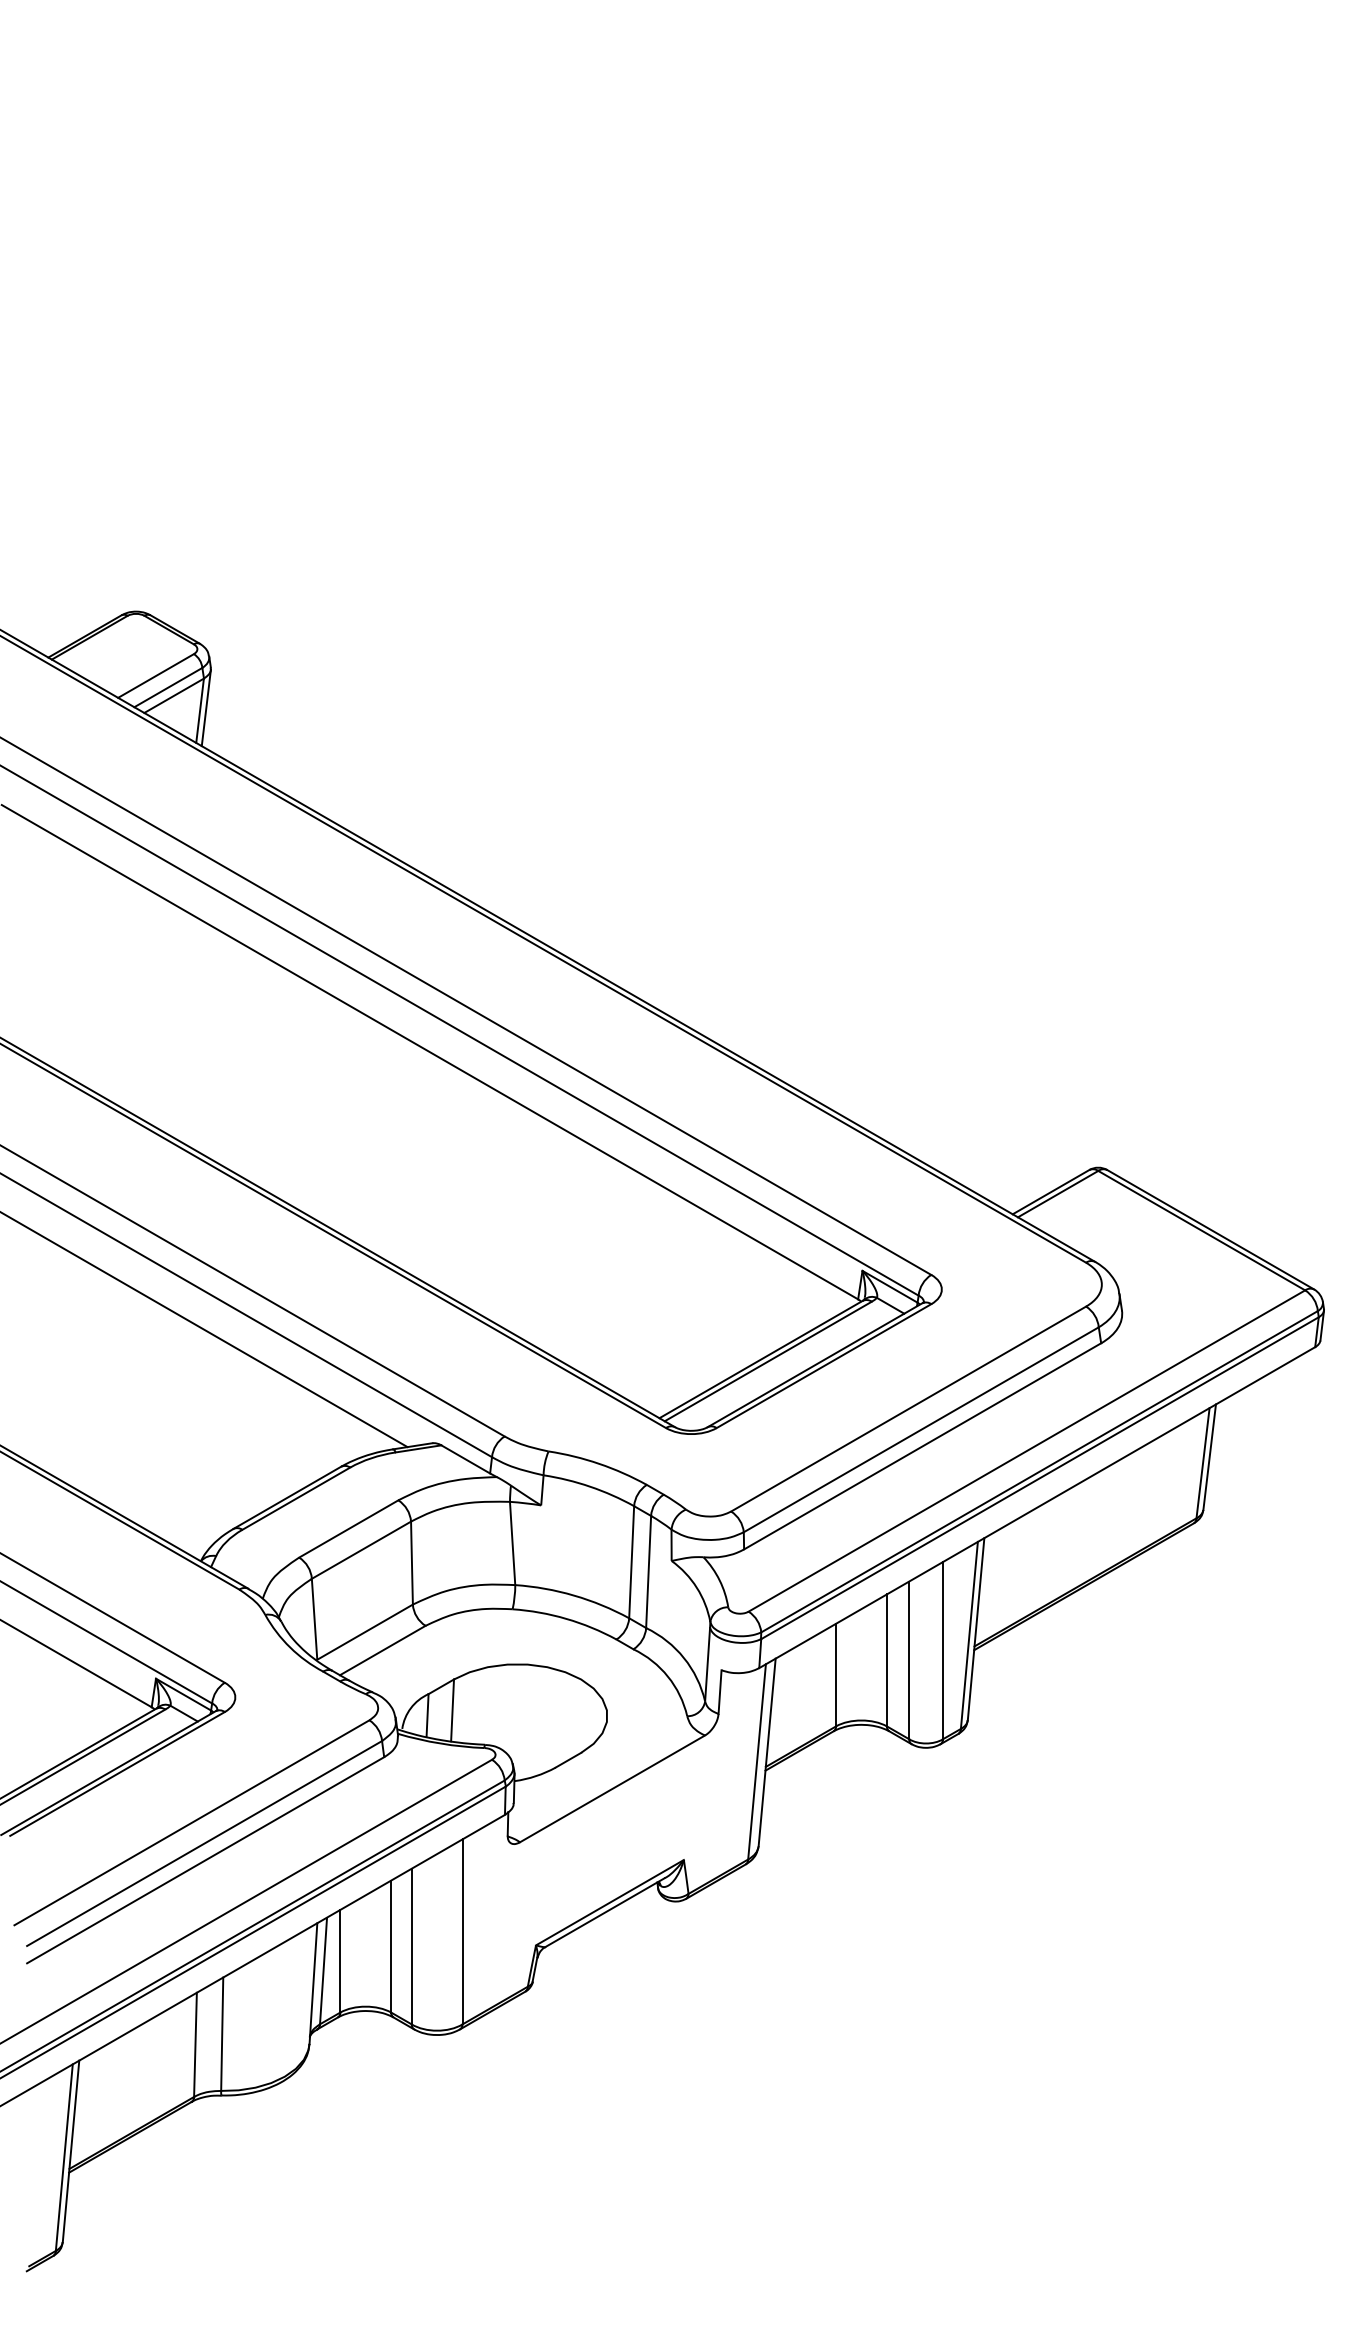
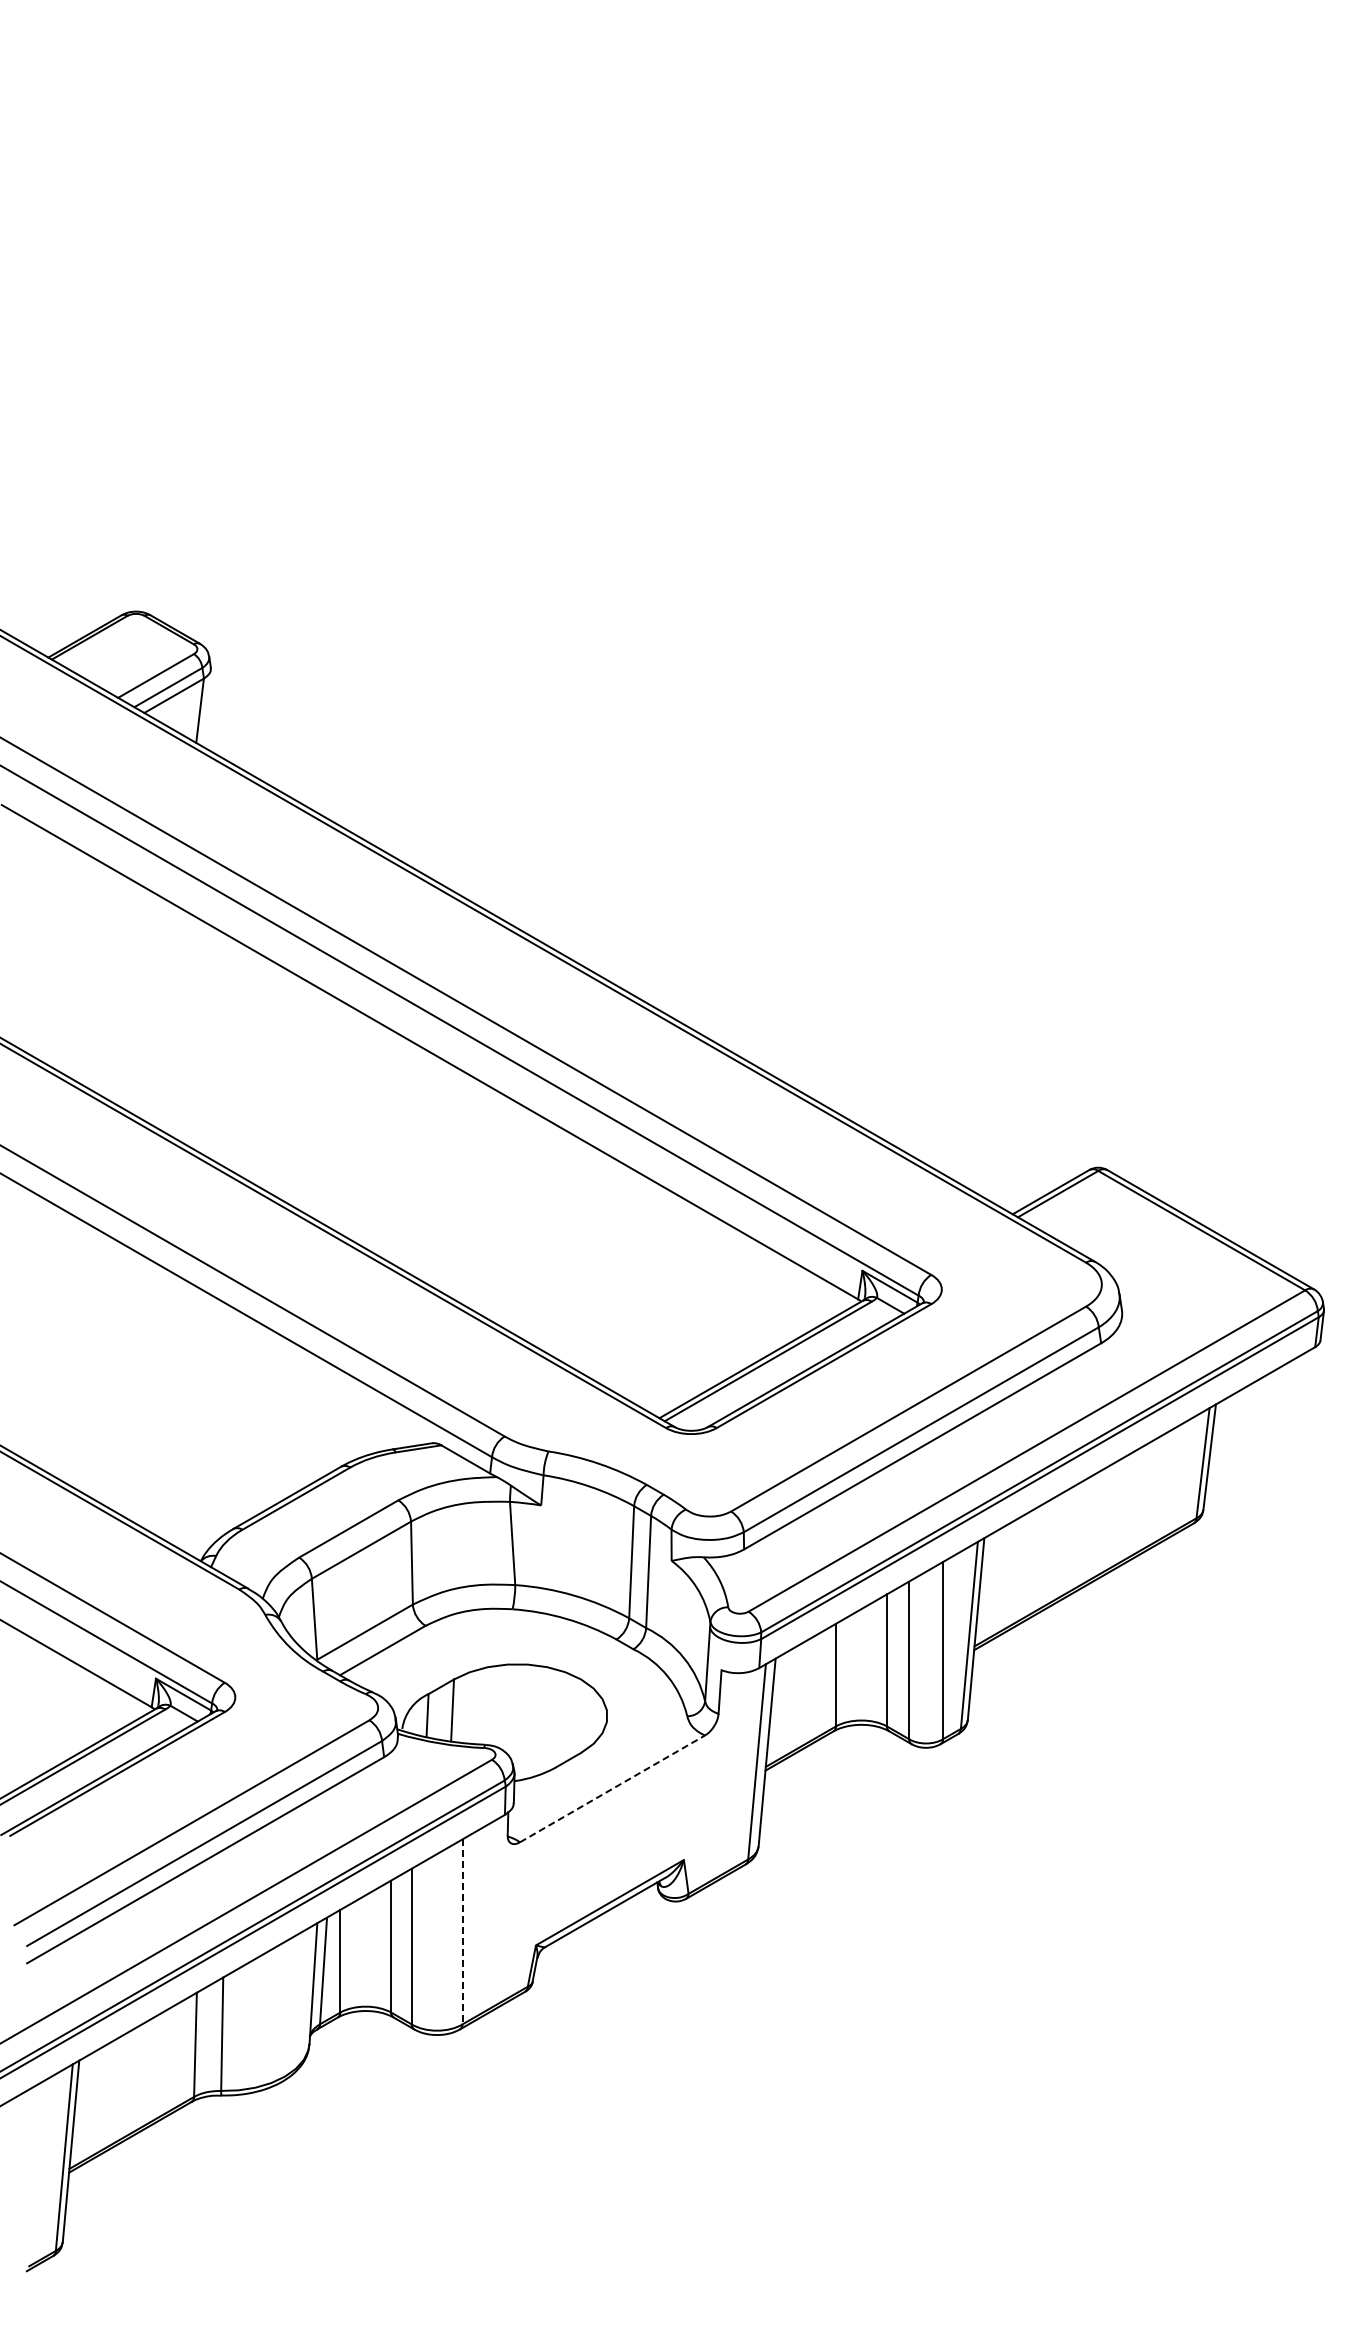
line: present -> none (205, 707)
line: present -> none (204, 1330)
line: solid -> dashed (612, 1788)
line: solid -> dashed (462, 1932)
